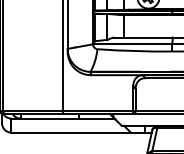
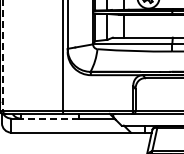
line: solid -> dashed (2, 56)
line: solid -> dashed (49, 118)
